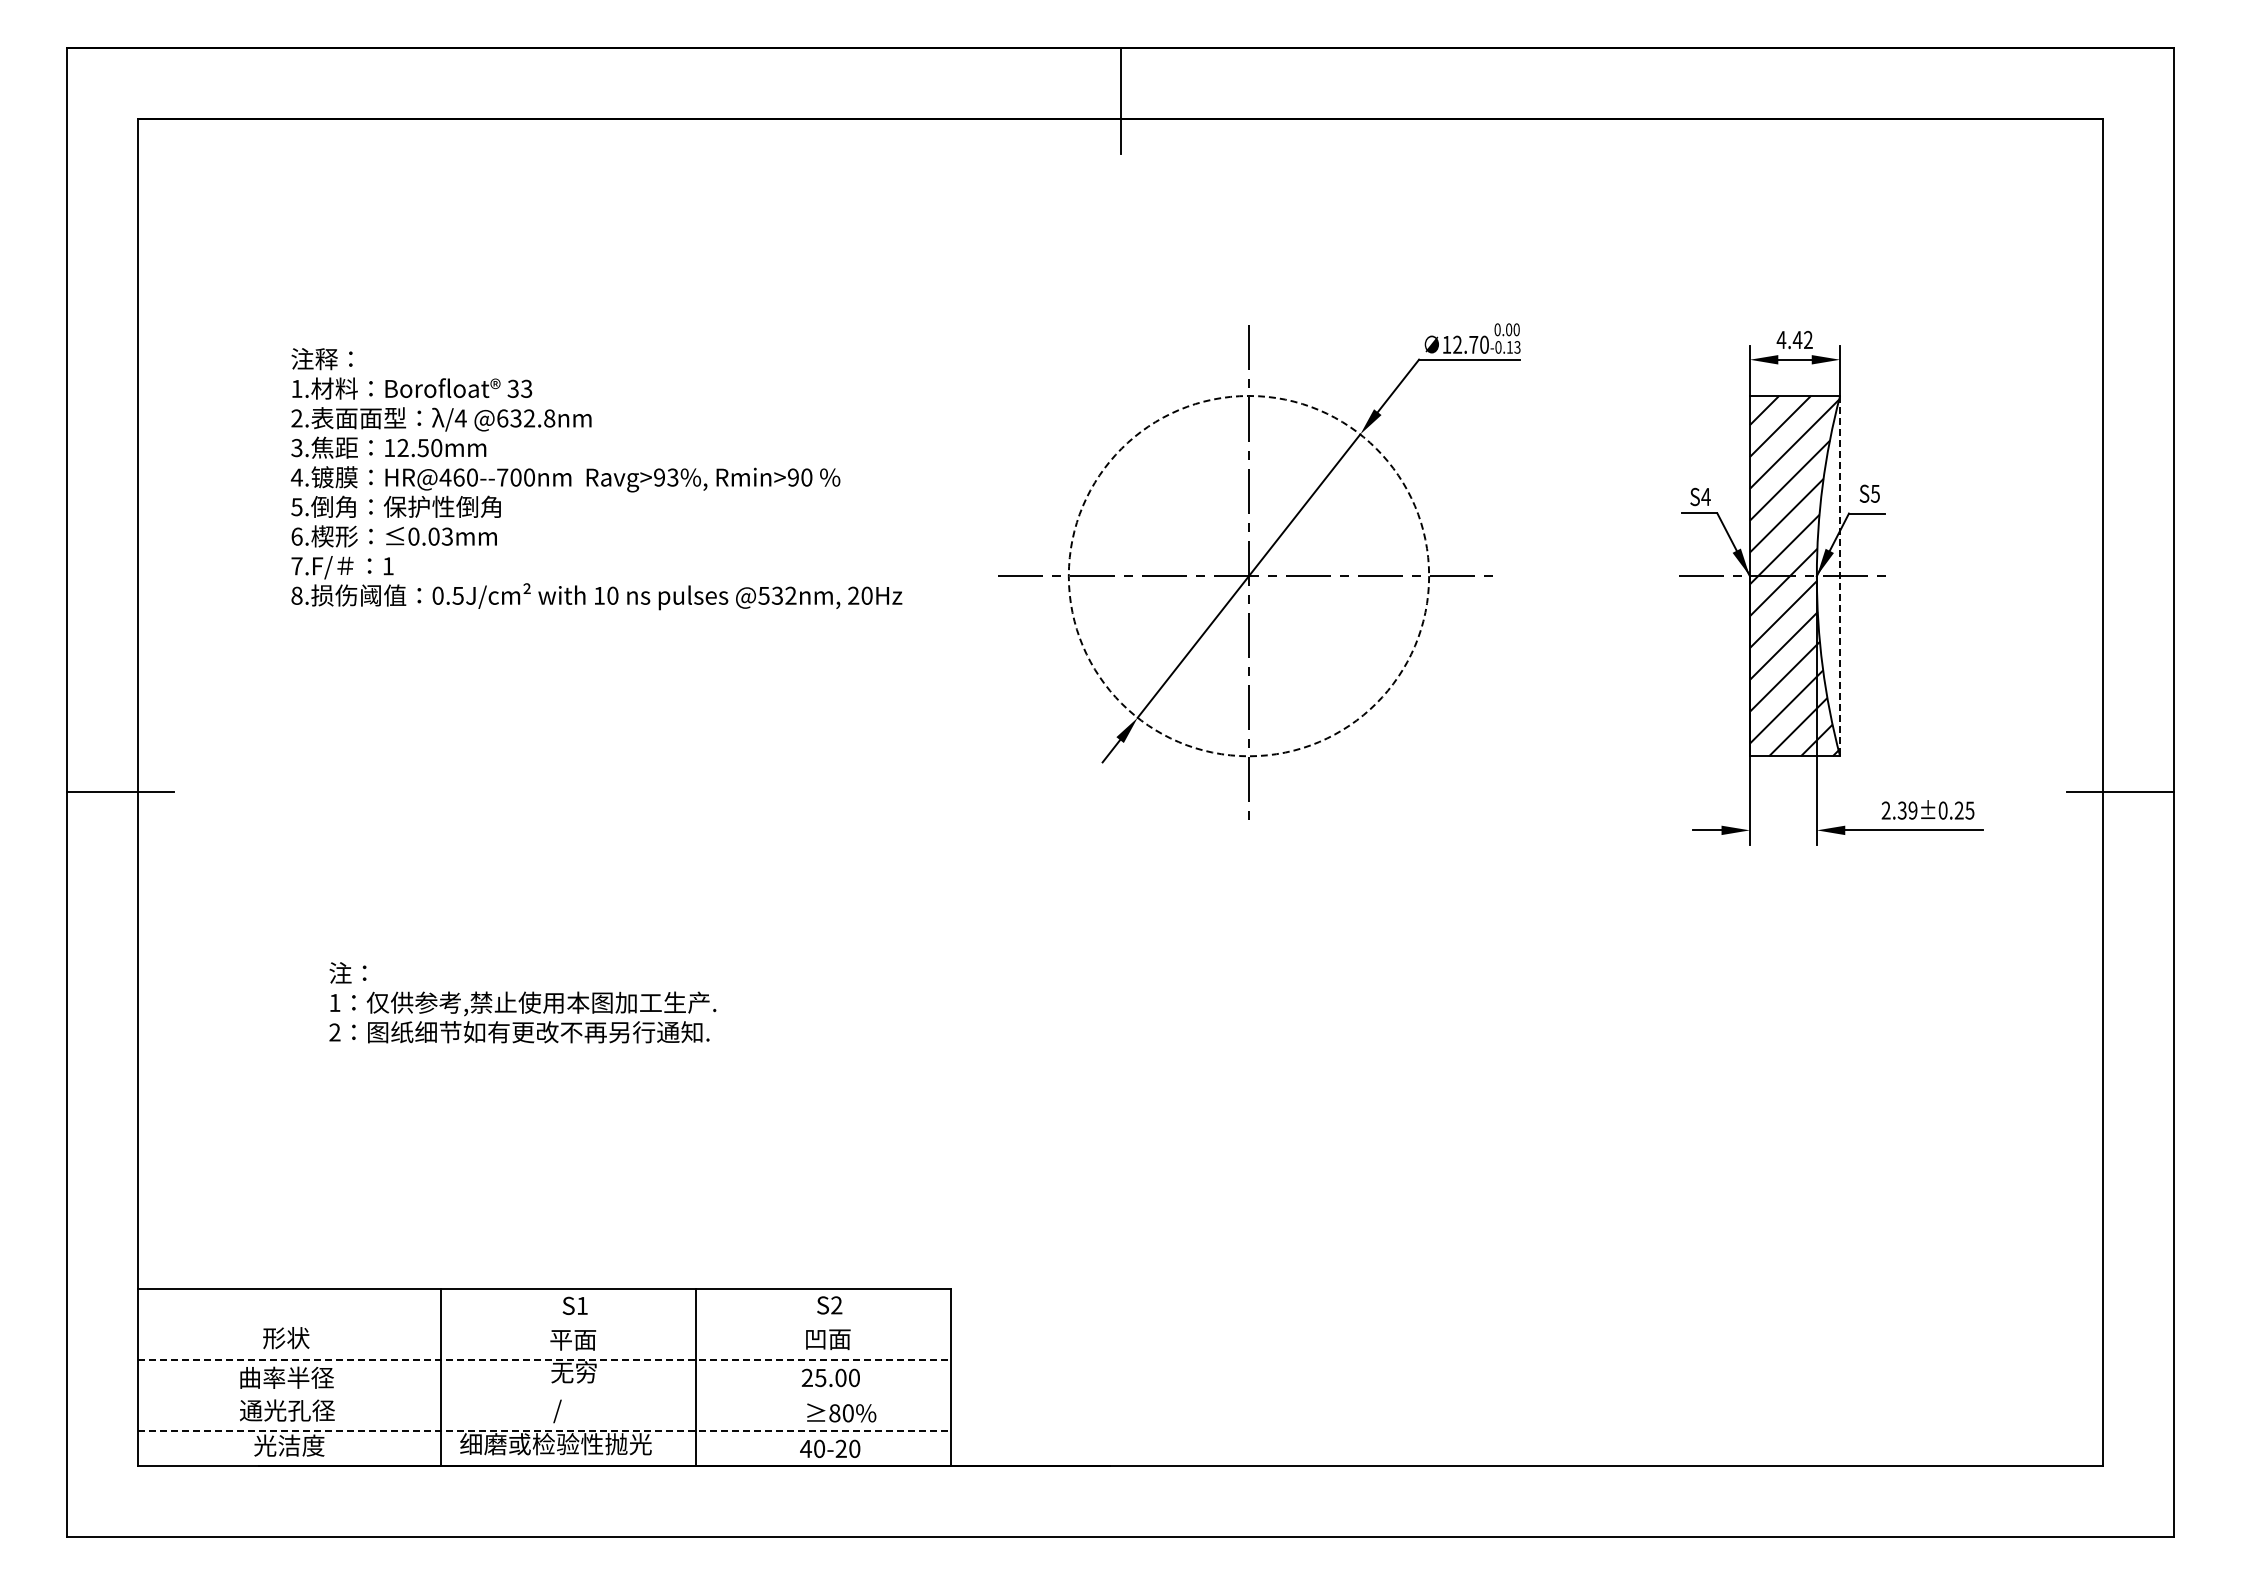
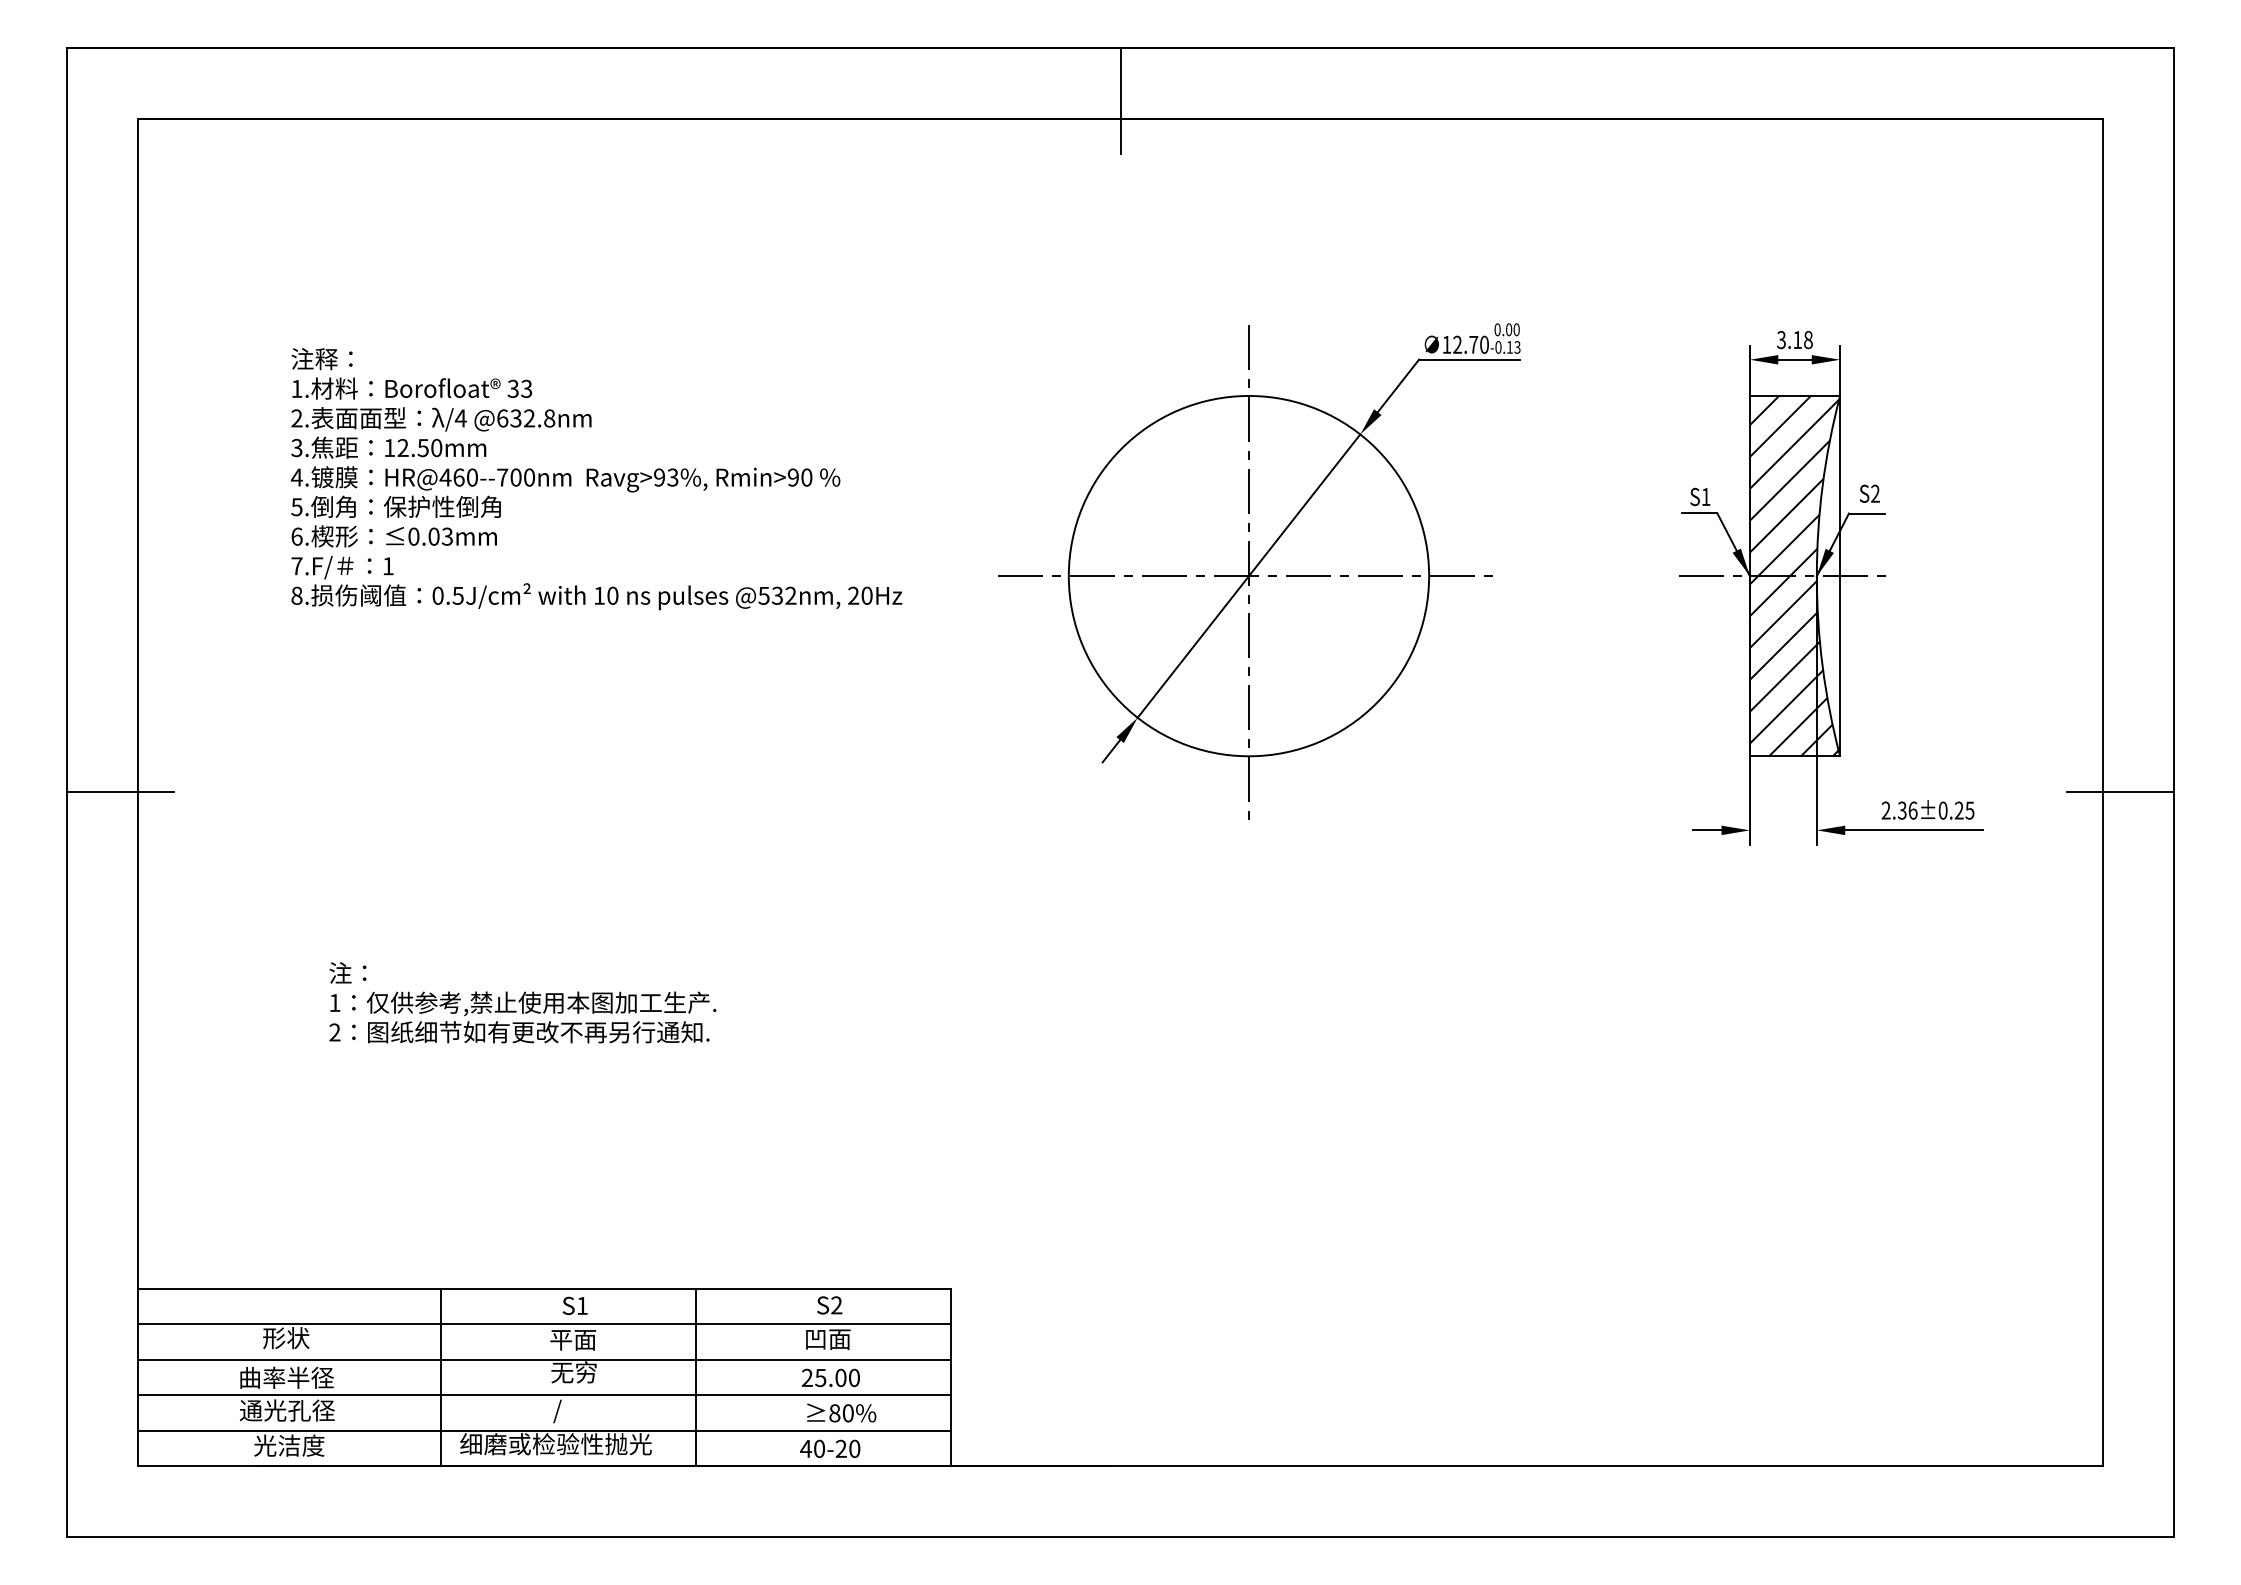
text: 4.42 -> 3.18 (1794, 339)
text: S5 -> S2 (1874, 493)
text: S4 -> S1 (1705, 496)
circle: dashed -> solid (1248, 575)
line: dashed -> solid (1840, 576)
text: 2.39±0.25 -> 2.36±0.25 (1912, 810)
line: none -> present (544, 1324)
line: dashed -> solid (544, 1359)
line: none -> present (544, 1395)
line: dashed -> solid (544, 1430)
